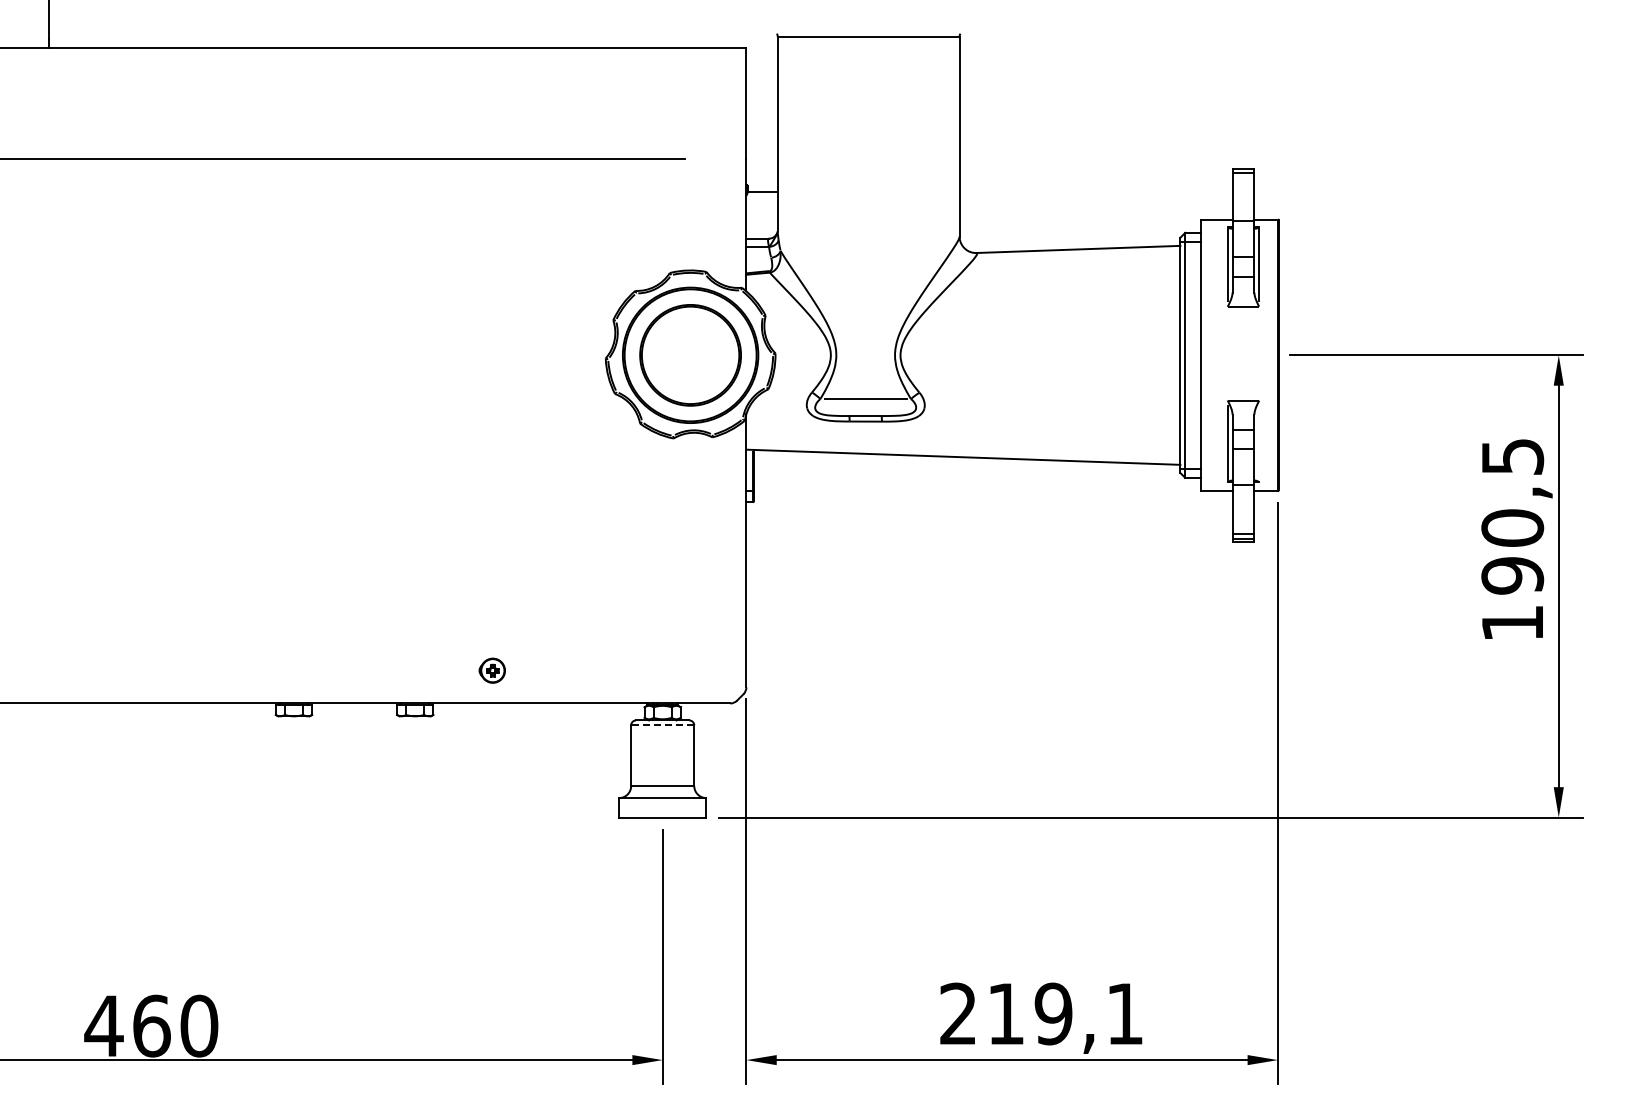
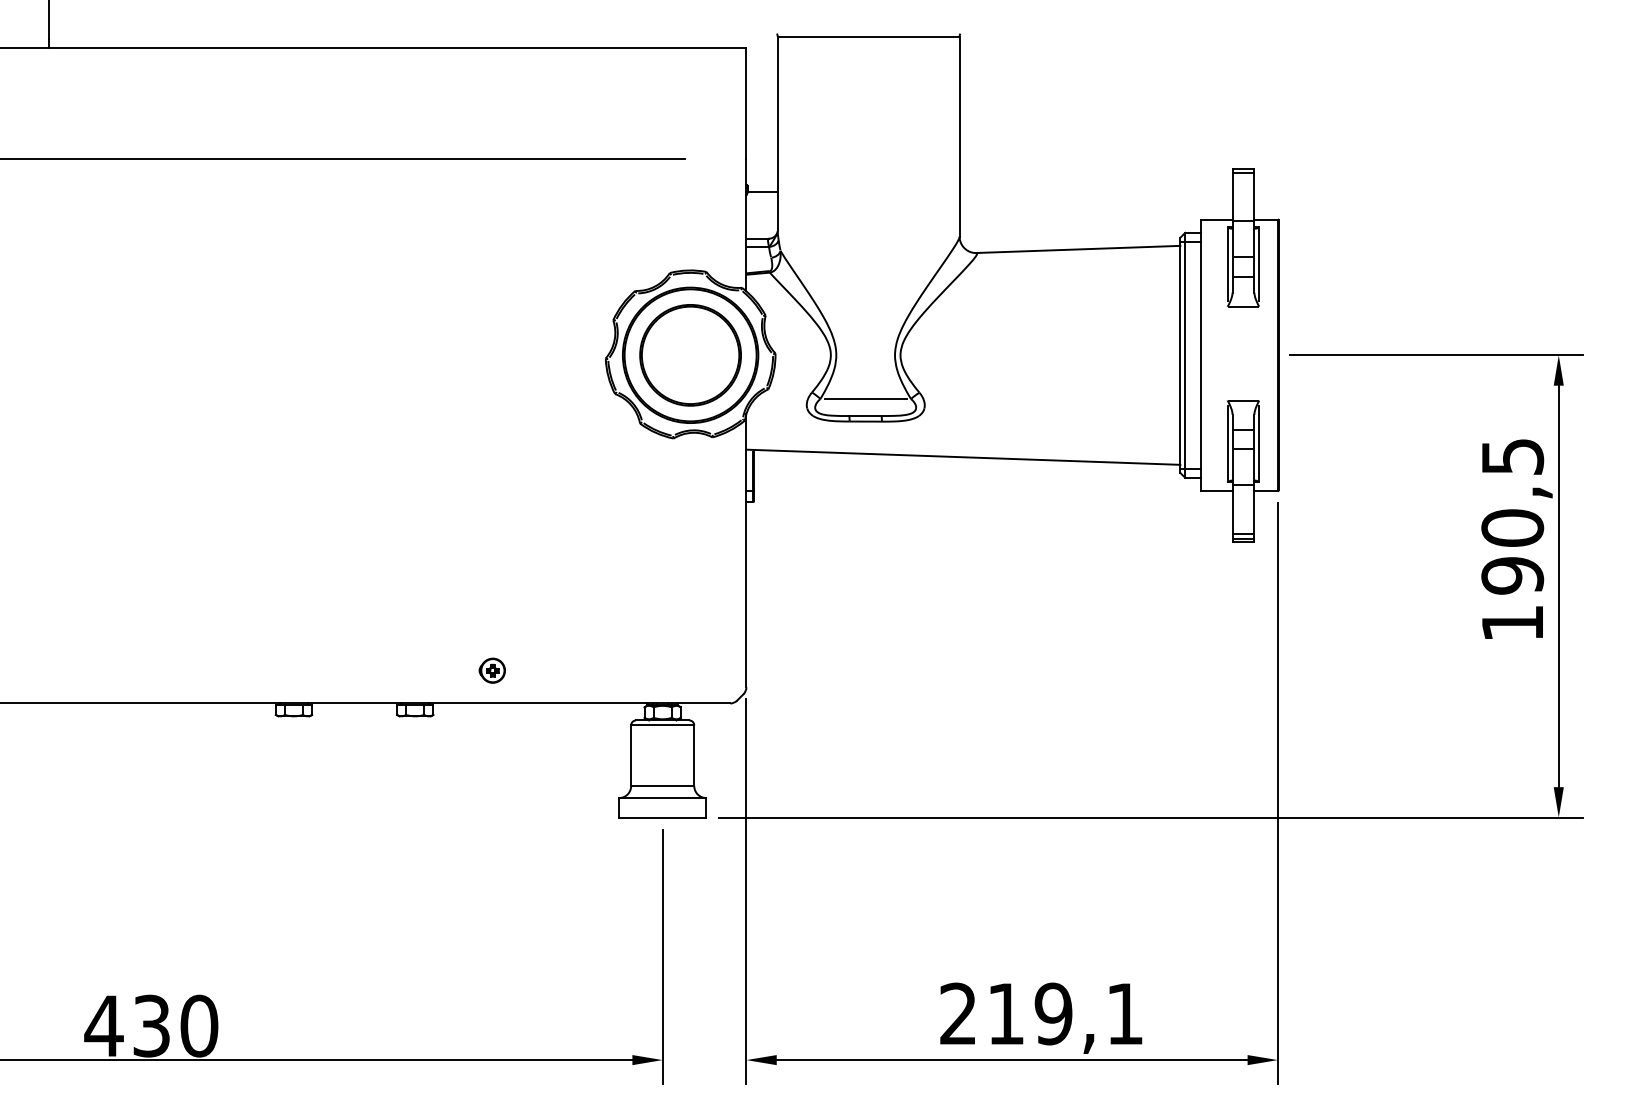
line: none -> present (1259, 443)
line: dashed -> solid (662, 725)
text: 460 -> 430 (151, 1025)
